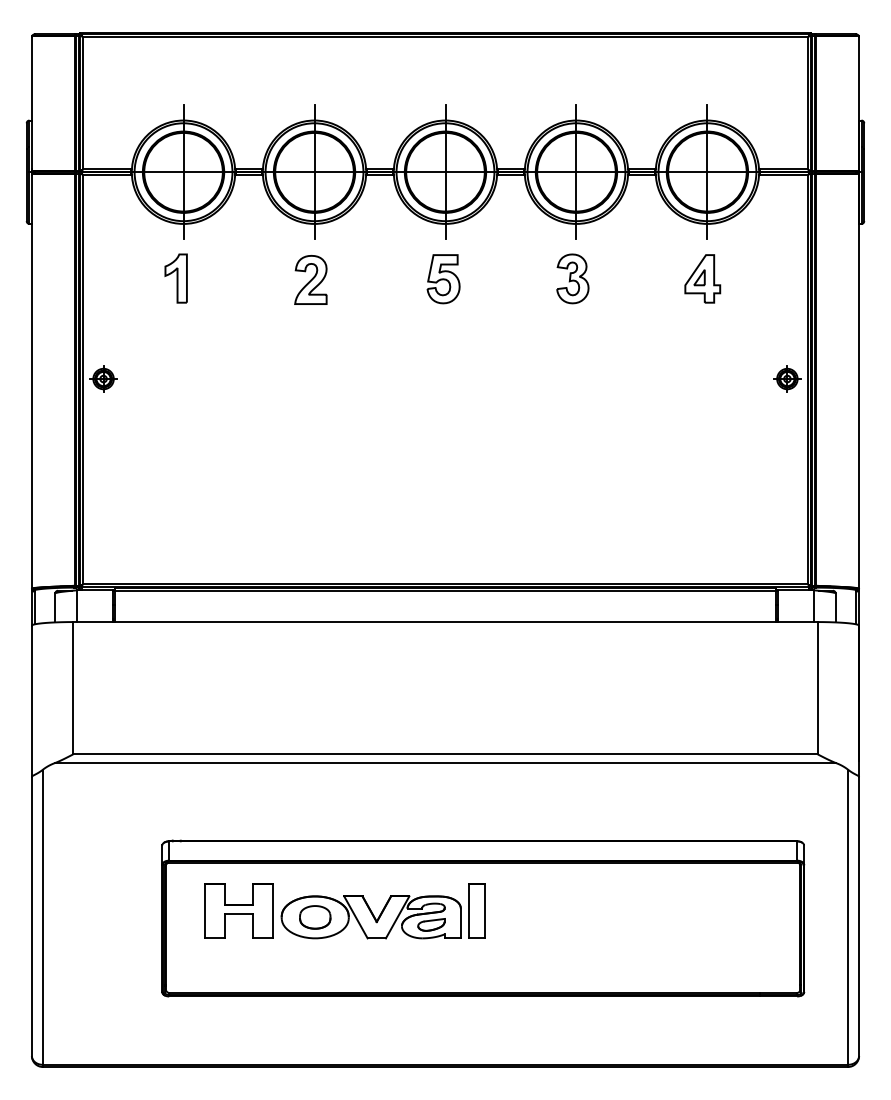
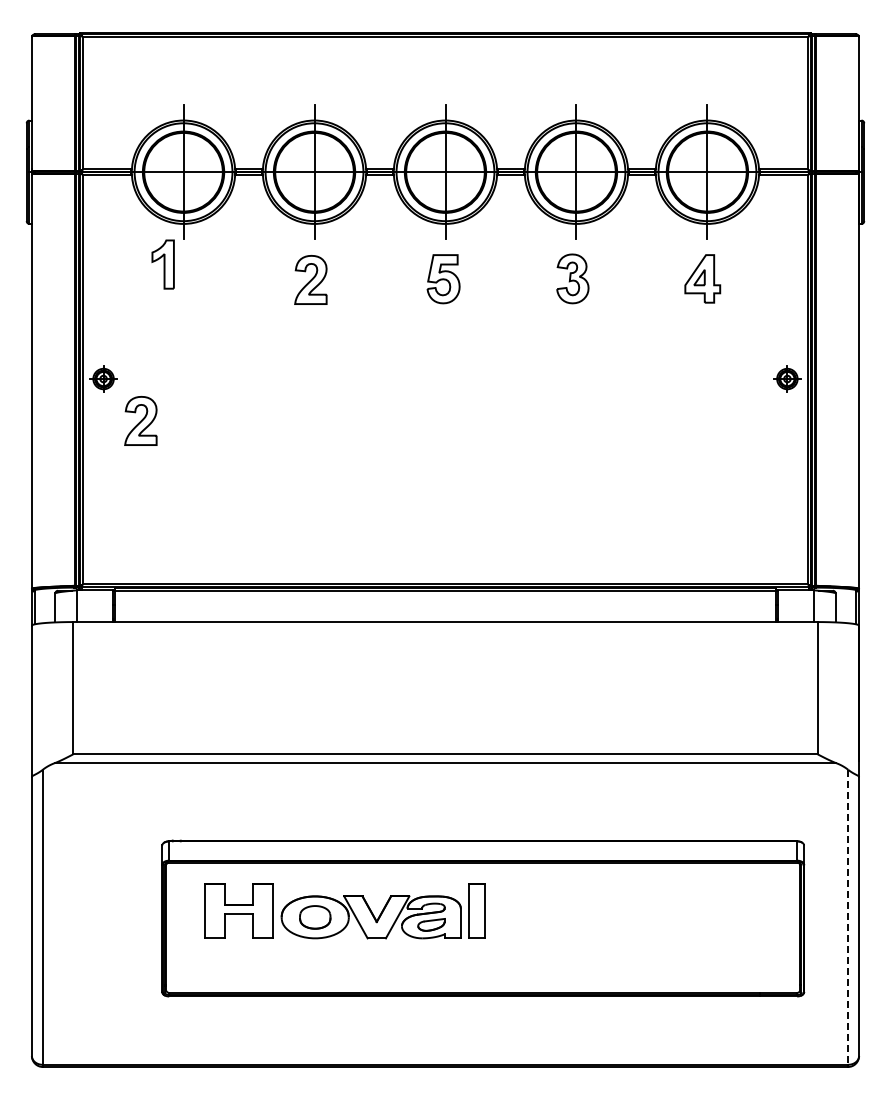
part position: (175, 278) -> (162, 264) (162, 264)
part: none -> present (140, 420)
line: solid -> dashed (848, 917)
